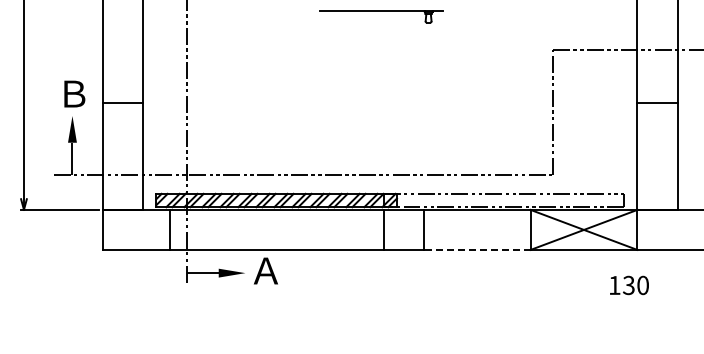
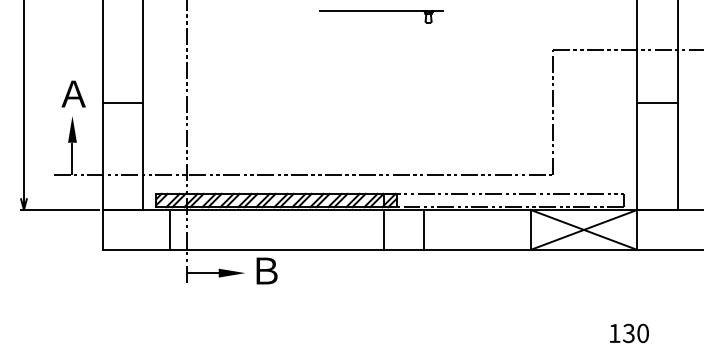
text: Ｂ -> Ａ (73, 93)
line: dashed -> solid (476, 249)
text: Ａ -> Ｂ (265, 270)
text position: (629, 285) -> (629, 333) (629, 333)
